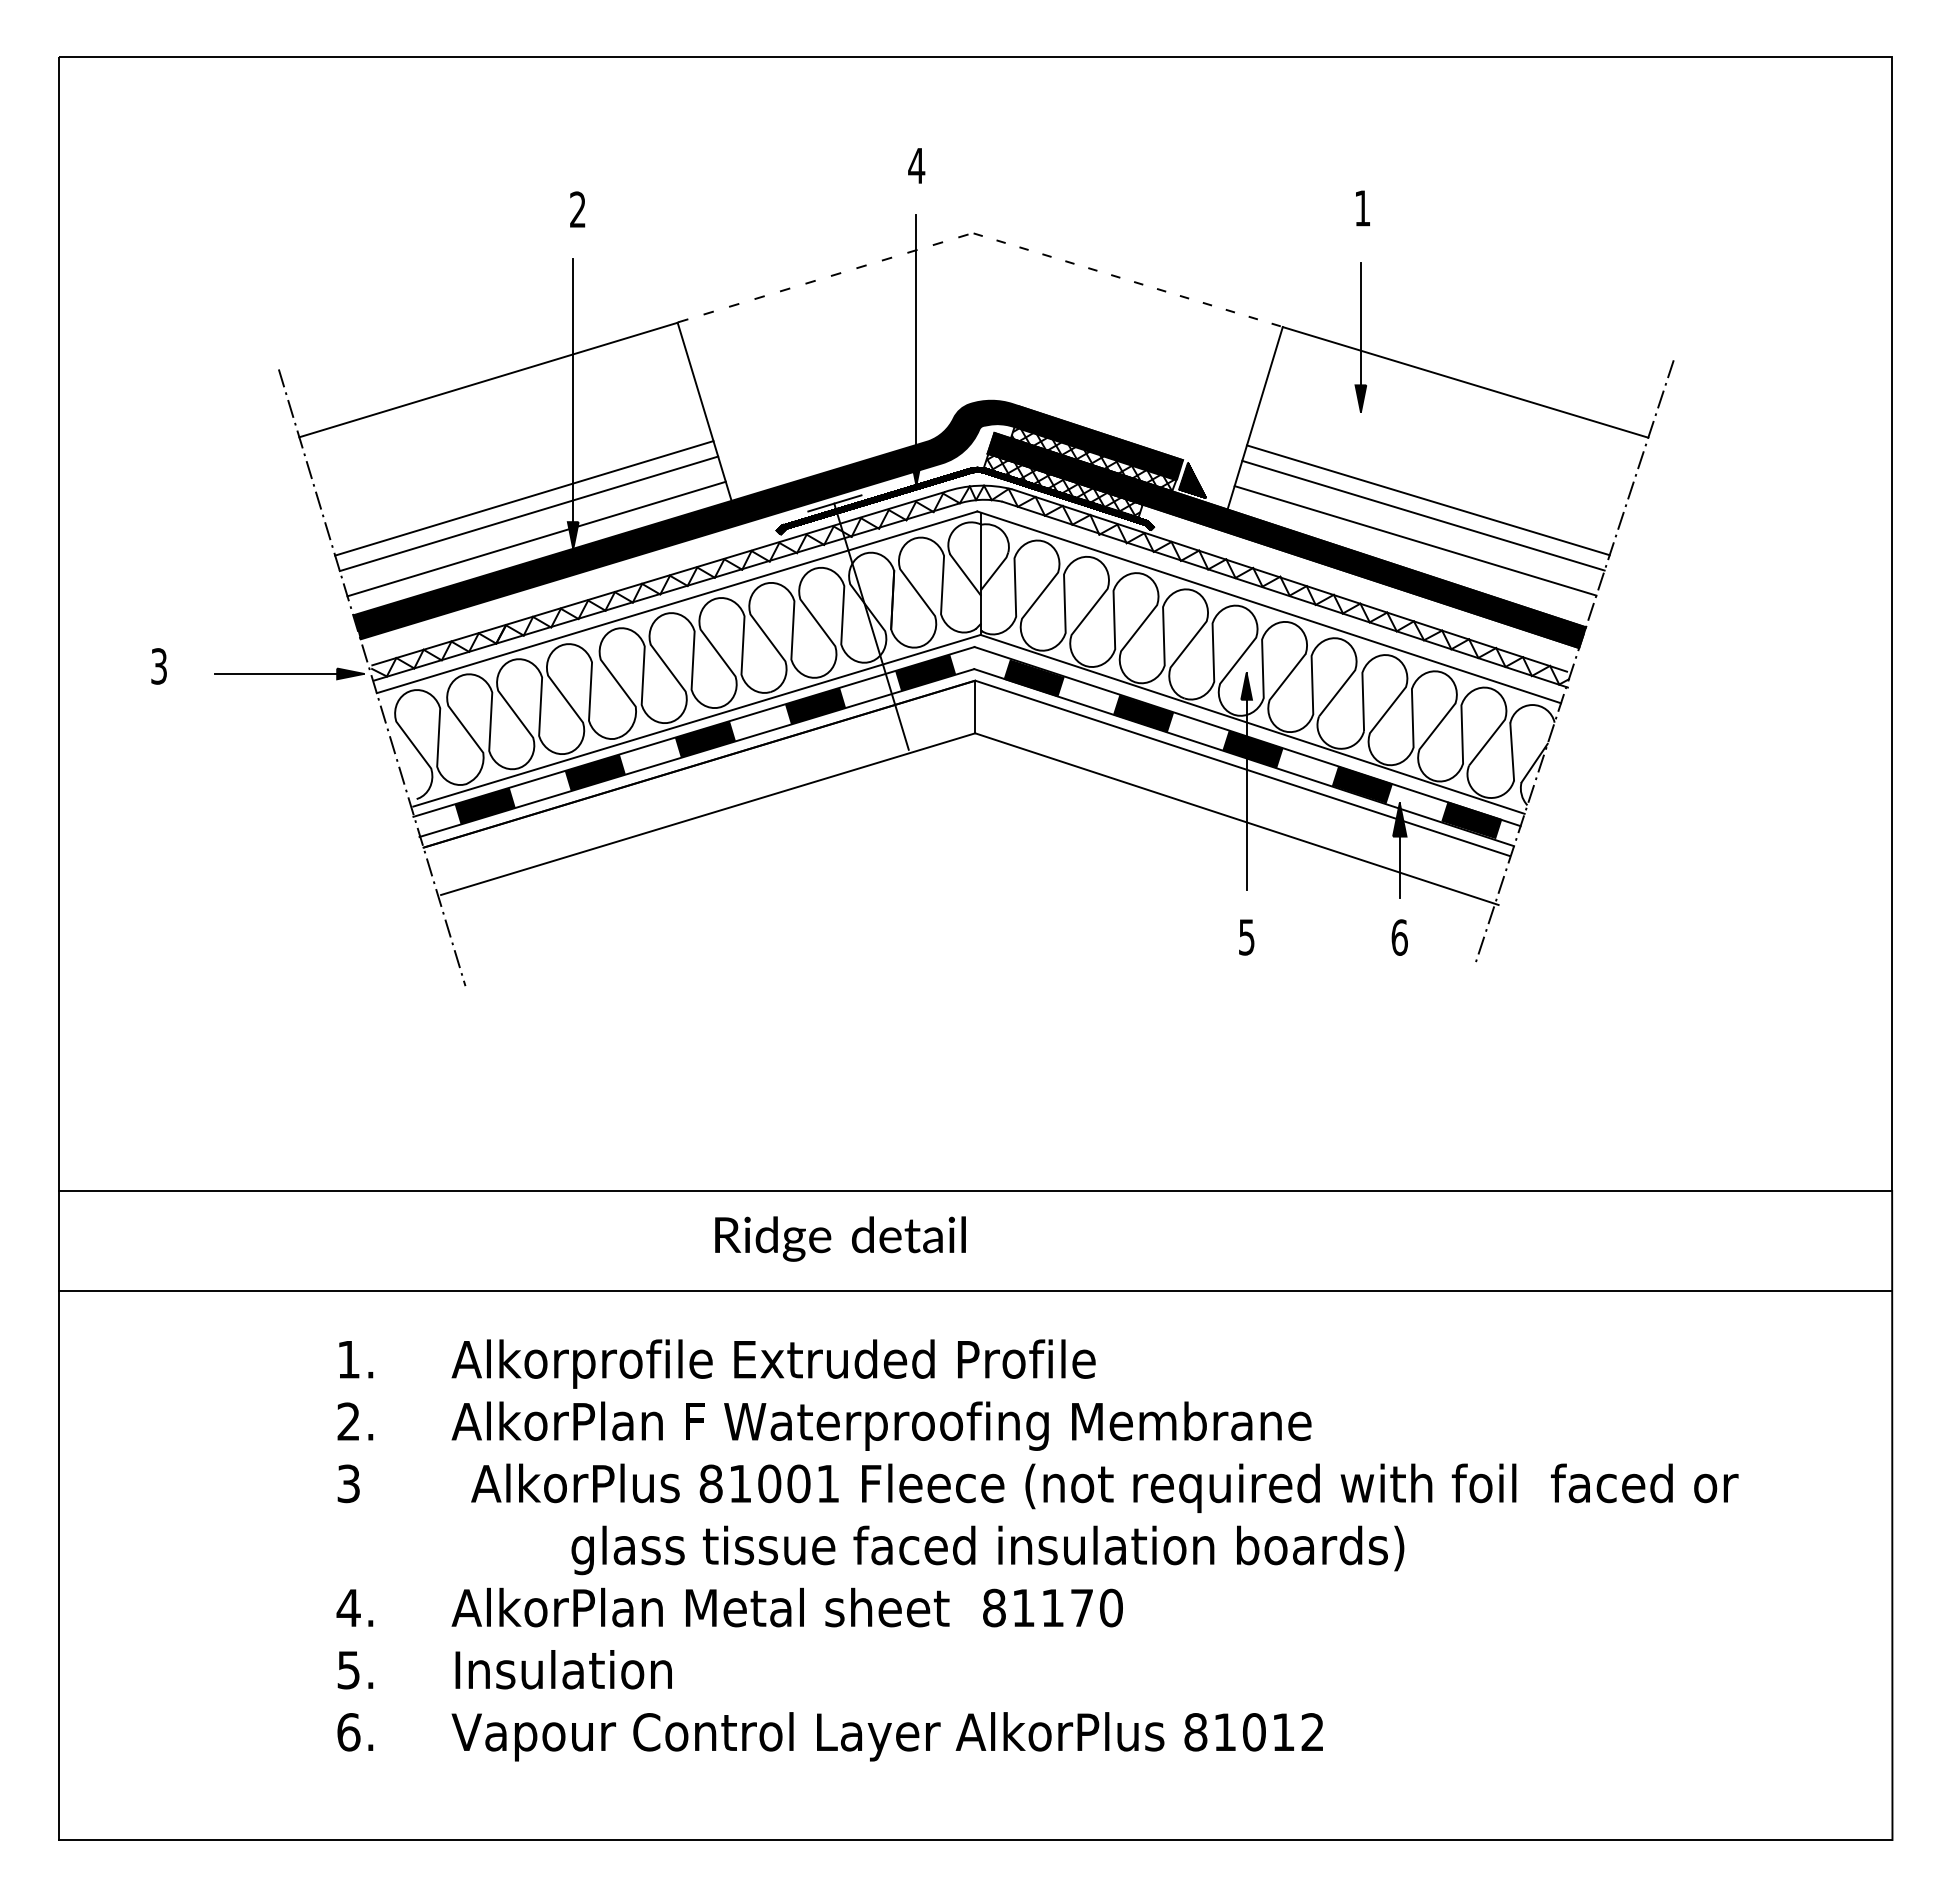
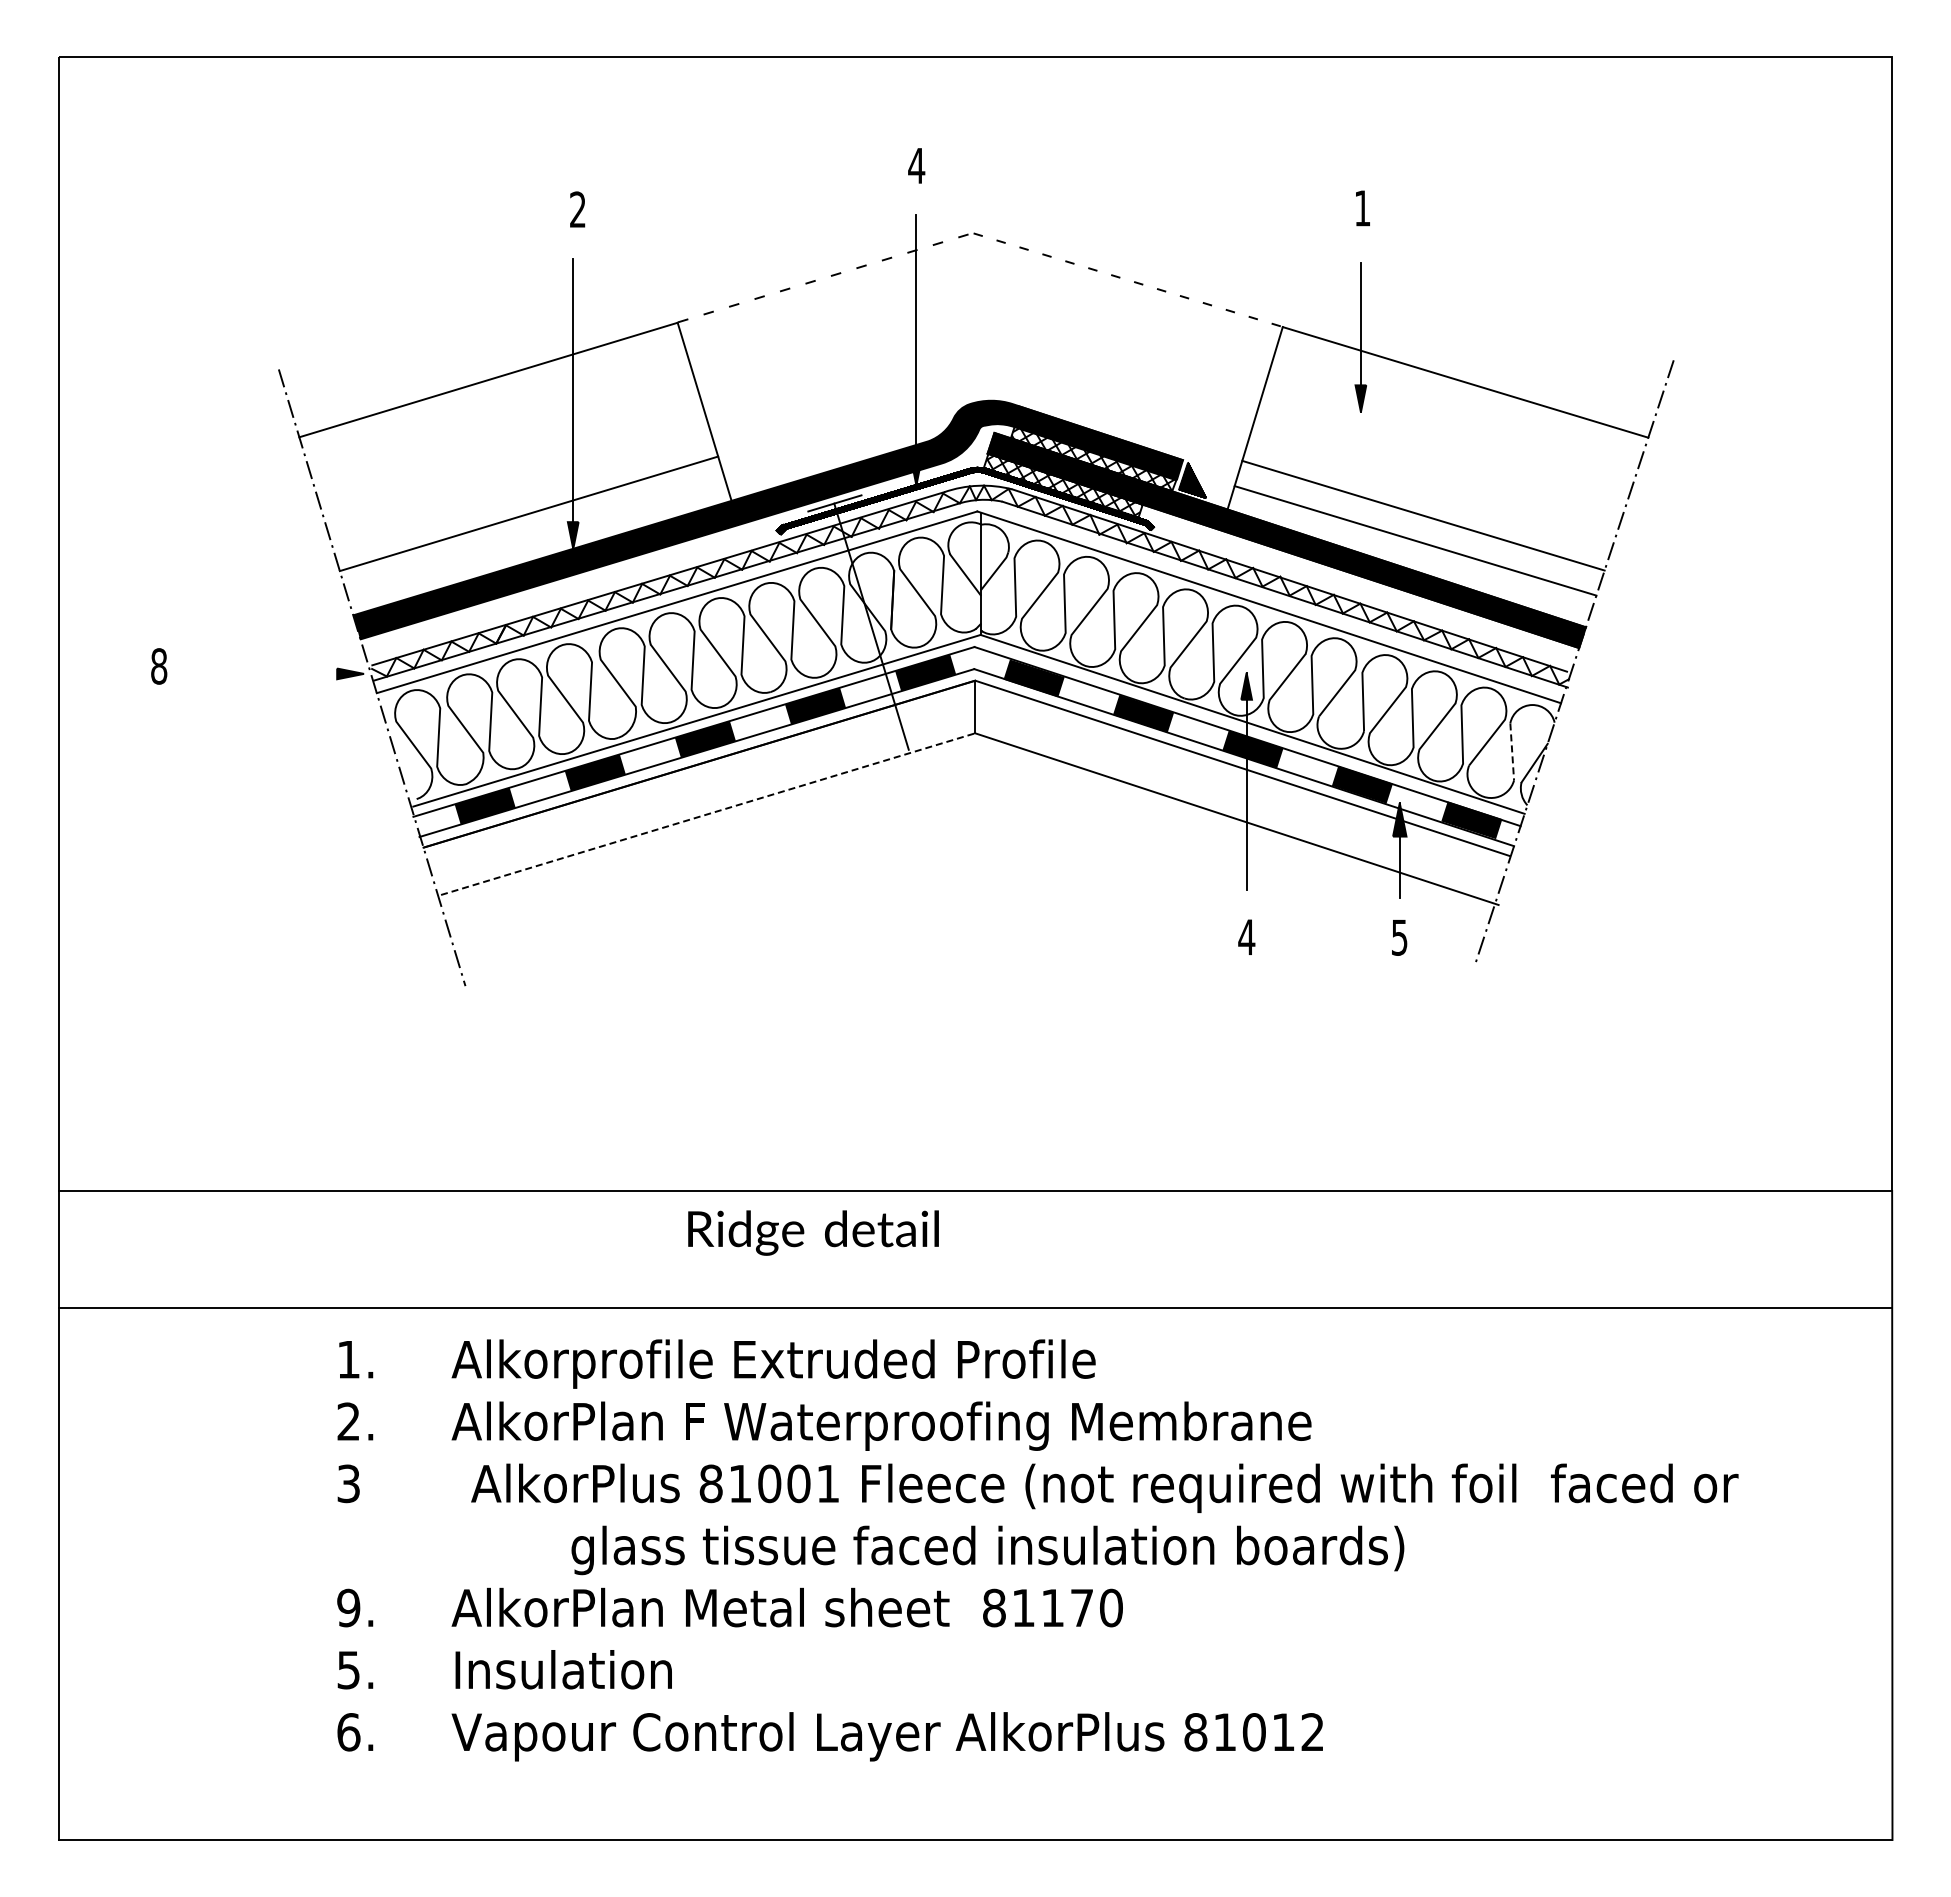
line: present -> none (524, 498)
line: present -> none (1427, 500)
line: present -> none (536, 538)
text: 3 -> 8 (159, 666)
line: present -> none (289, 673)
line: solid -> dashed (1512, 751)
line: solid -> dashed (708, 814)
text: 5 -> 4 (1246, 937)
text: 6 -> 5 (1399, 937)
text position: (840, 1238) -> (813, 1232) (813, 1232)
line position: (975, 1290) -> (975, 1307) (975, 1307)
text: 4. -> 9. (348, 1607)
